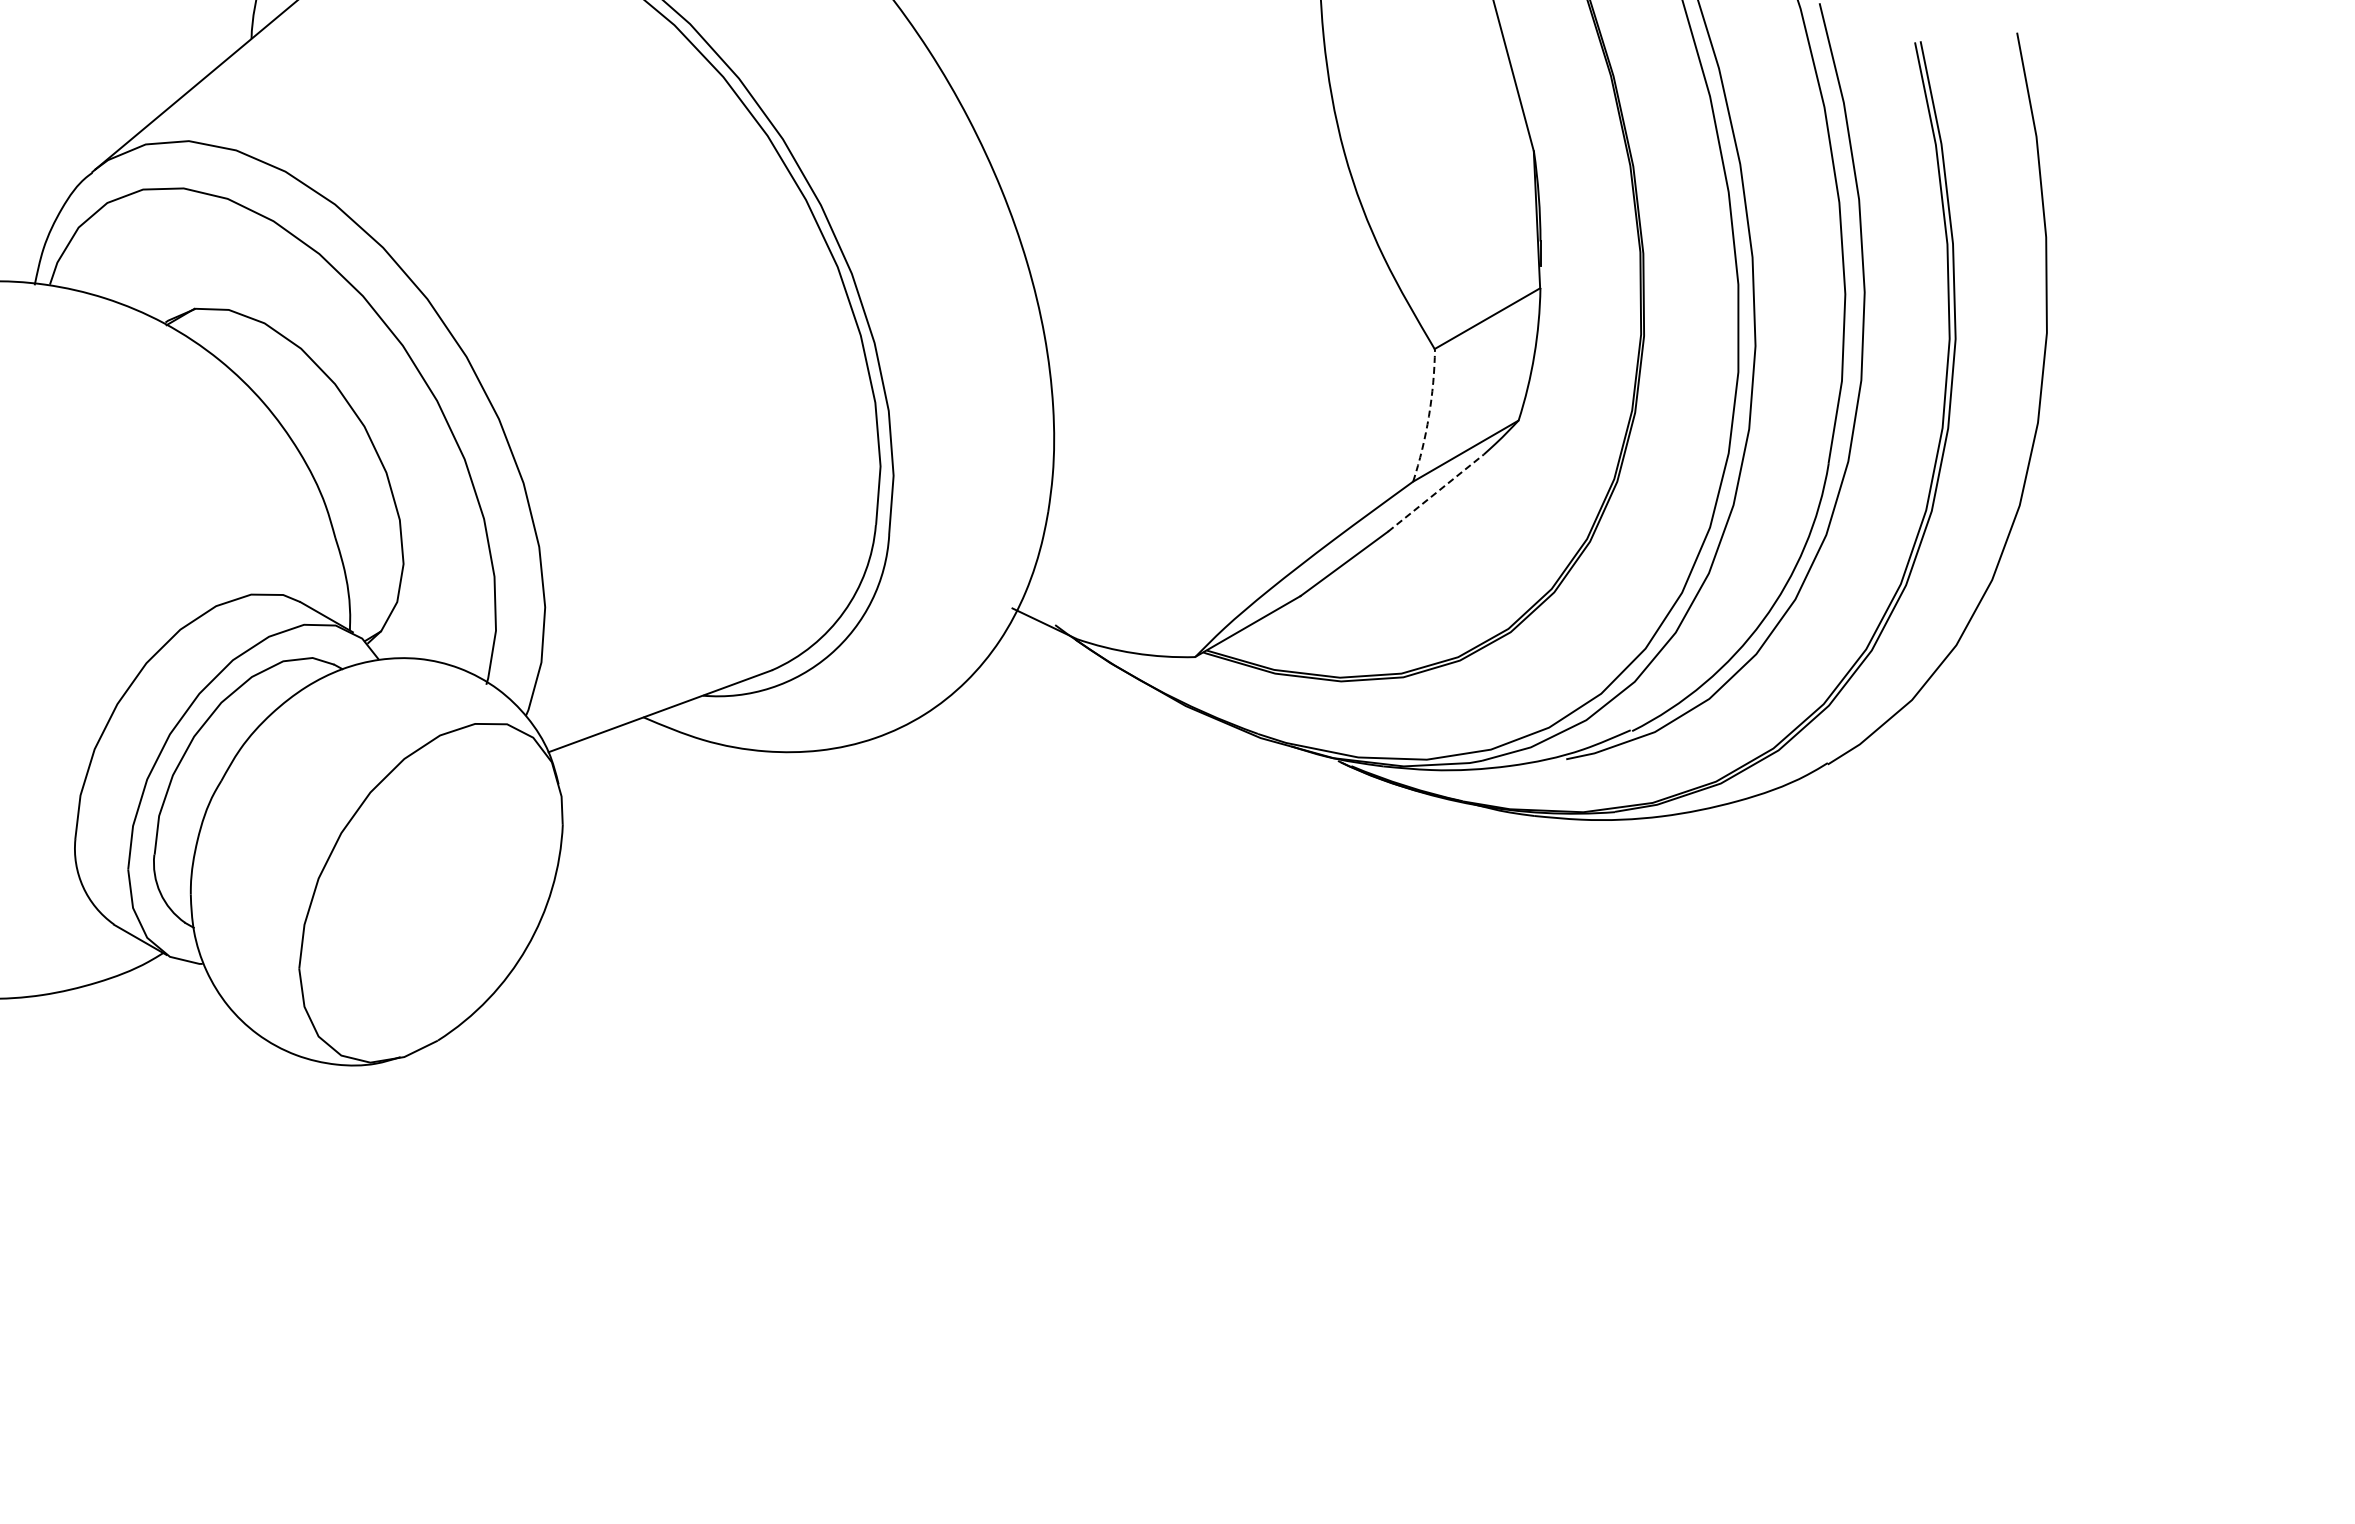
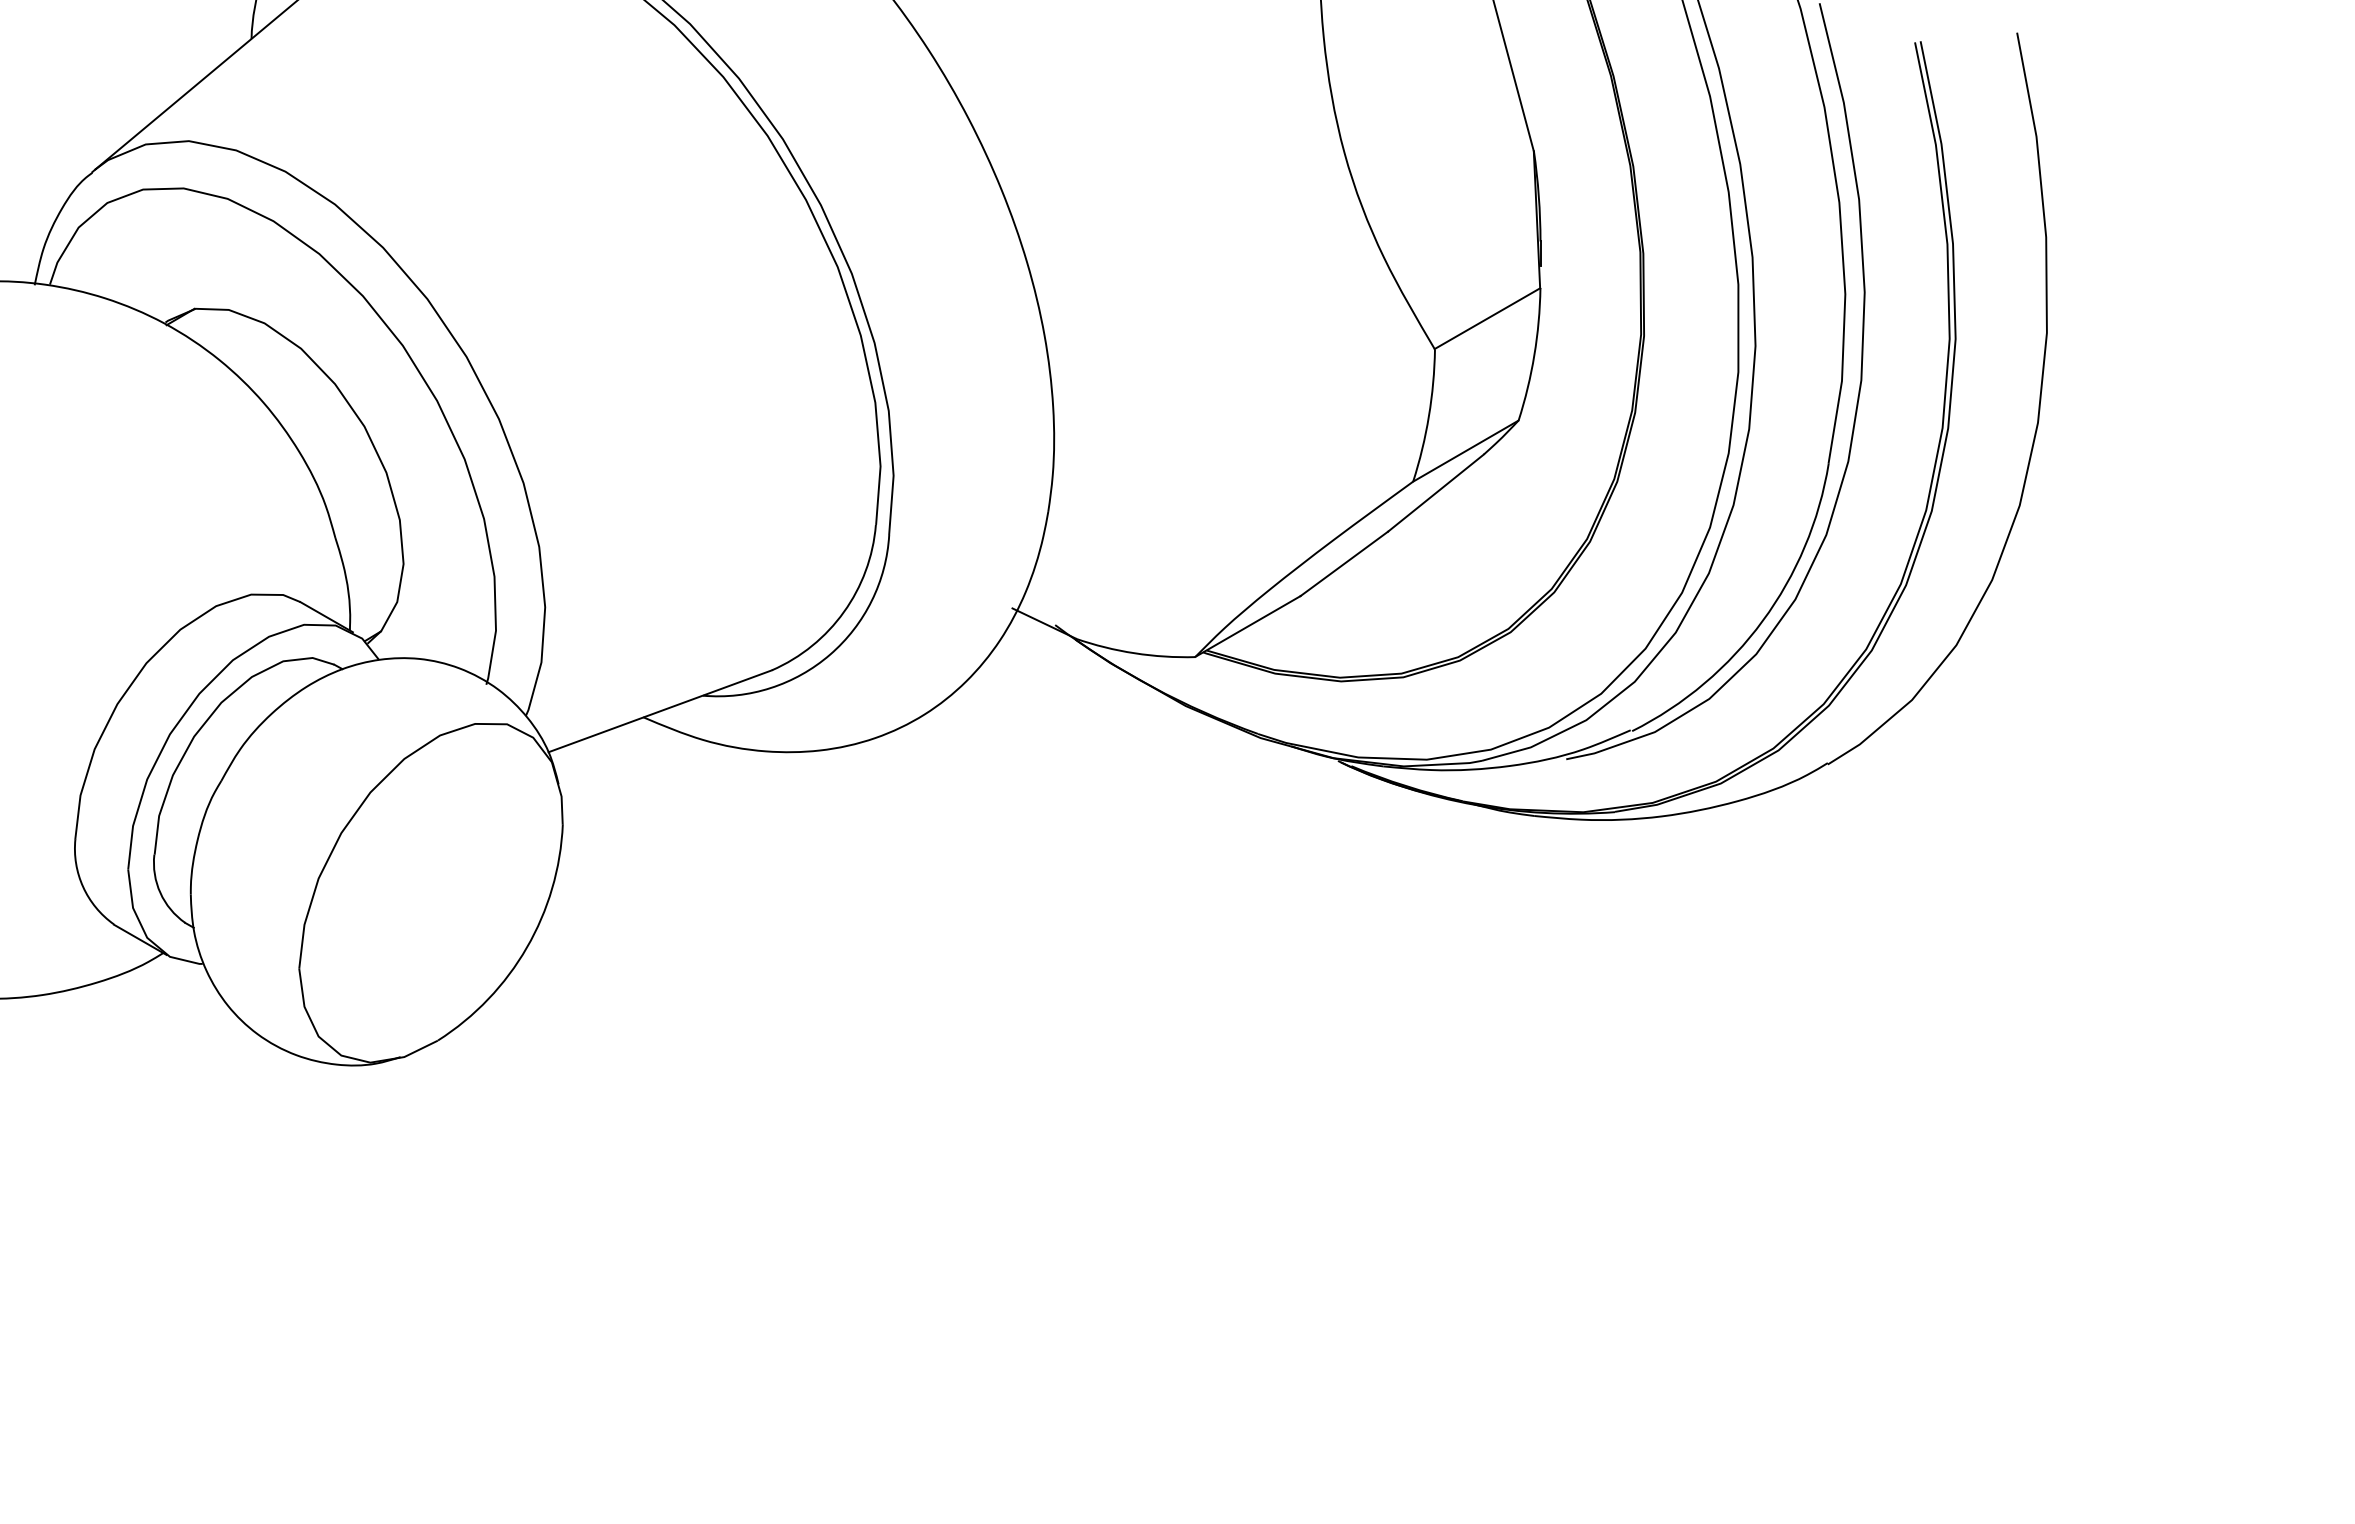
arc: dashed -> solid (1428, 416)
line: dashed -> solid (1436, 492)
